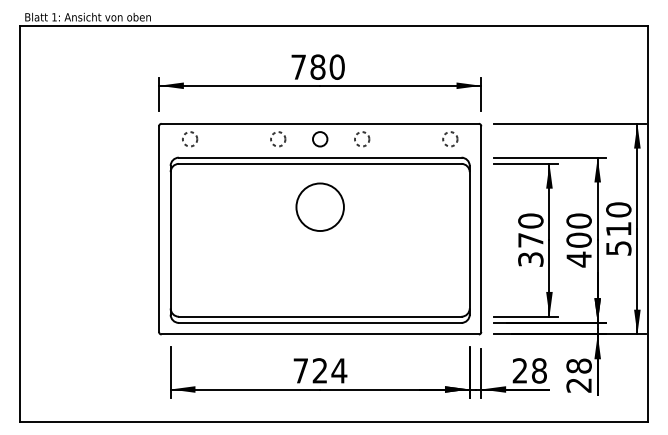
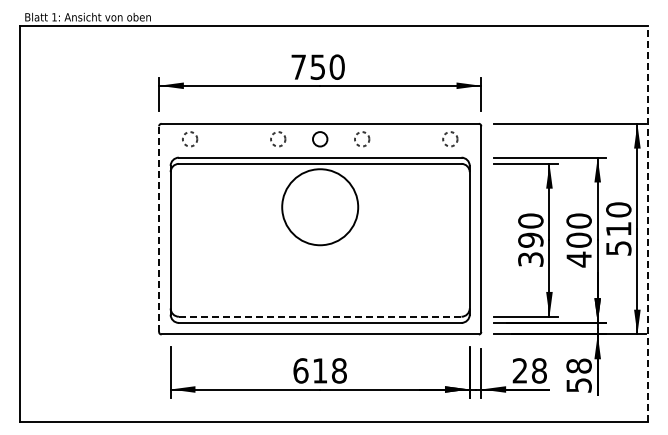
text: 780 -> 750 (317, 66)
circle diameter: 48 px -> 76 px (320, 207)
line: solid -> dashed (647, 223)
line: solid -> dashed (159, 229)
text: 370 -> 390 (530, 239)
line: solid -> dashed (320, 316)
text: 724 -> 618 (320, 370)
text: 28 -> 58 (578, 385)
